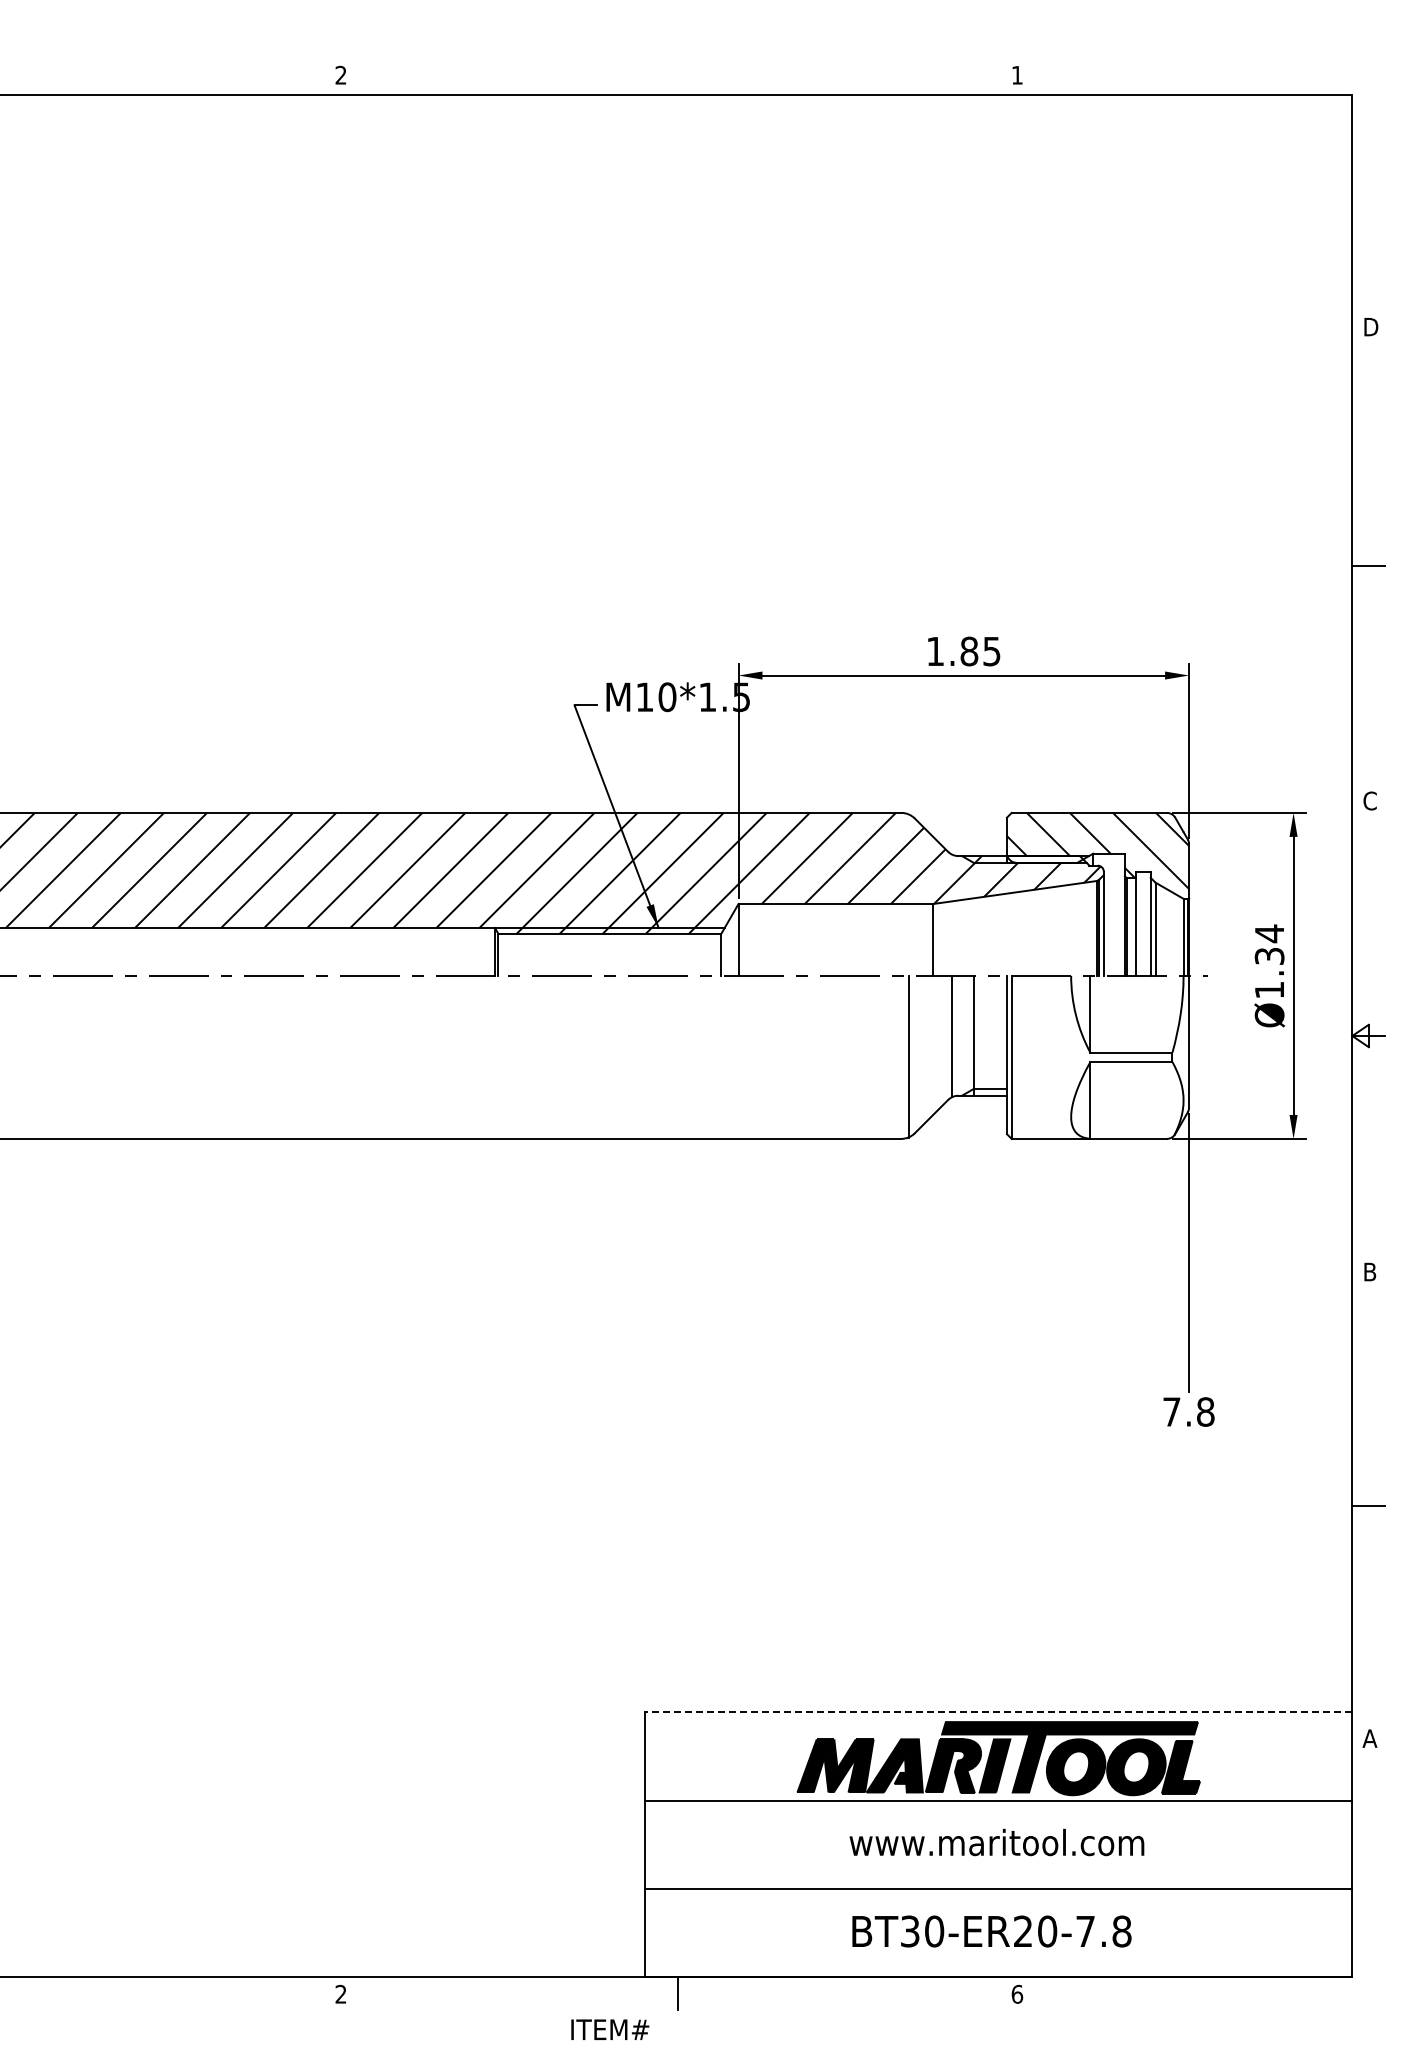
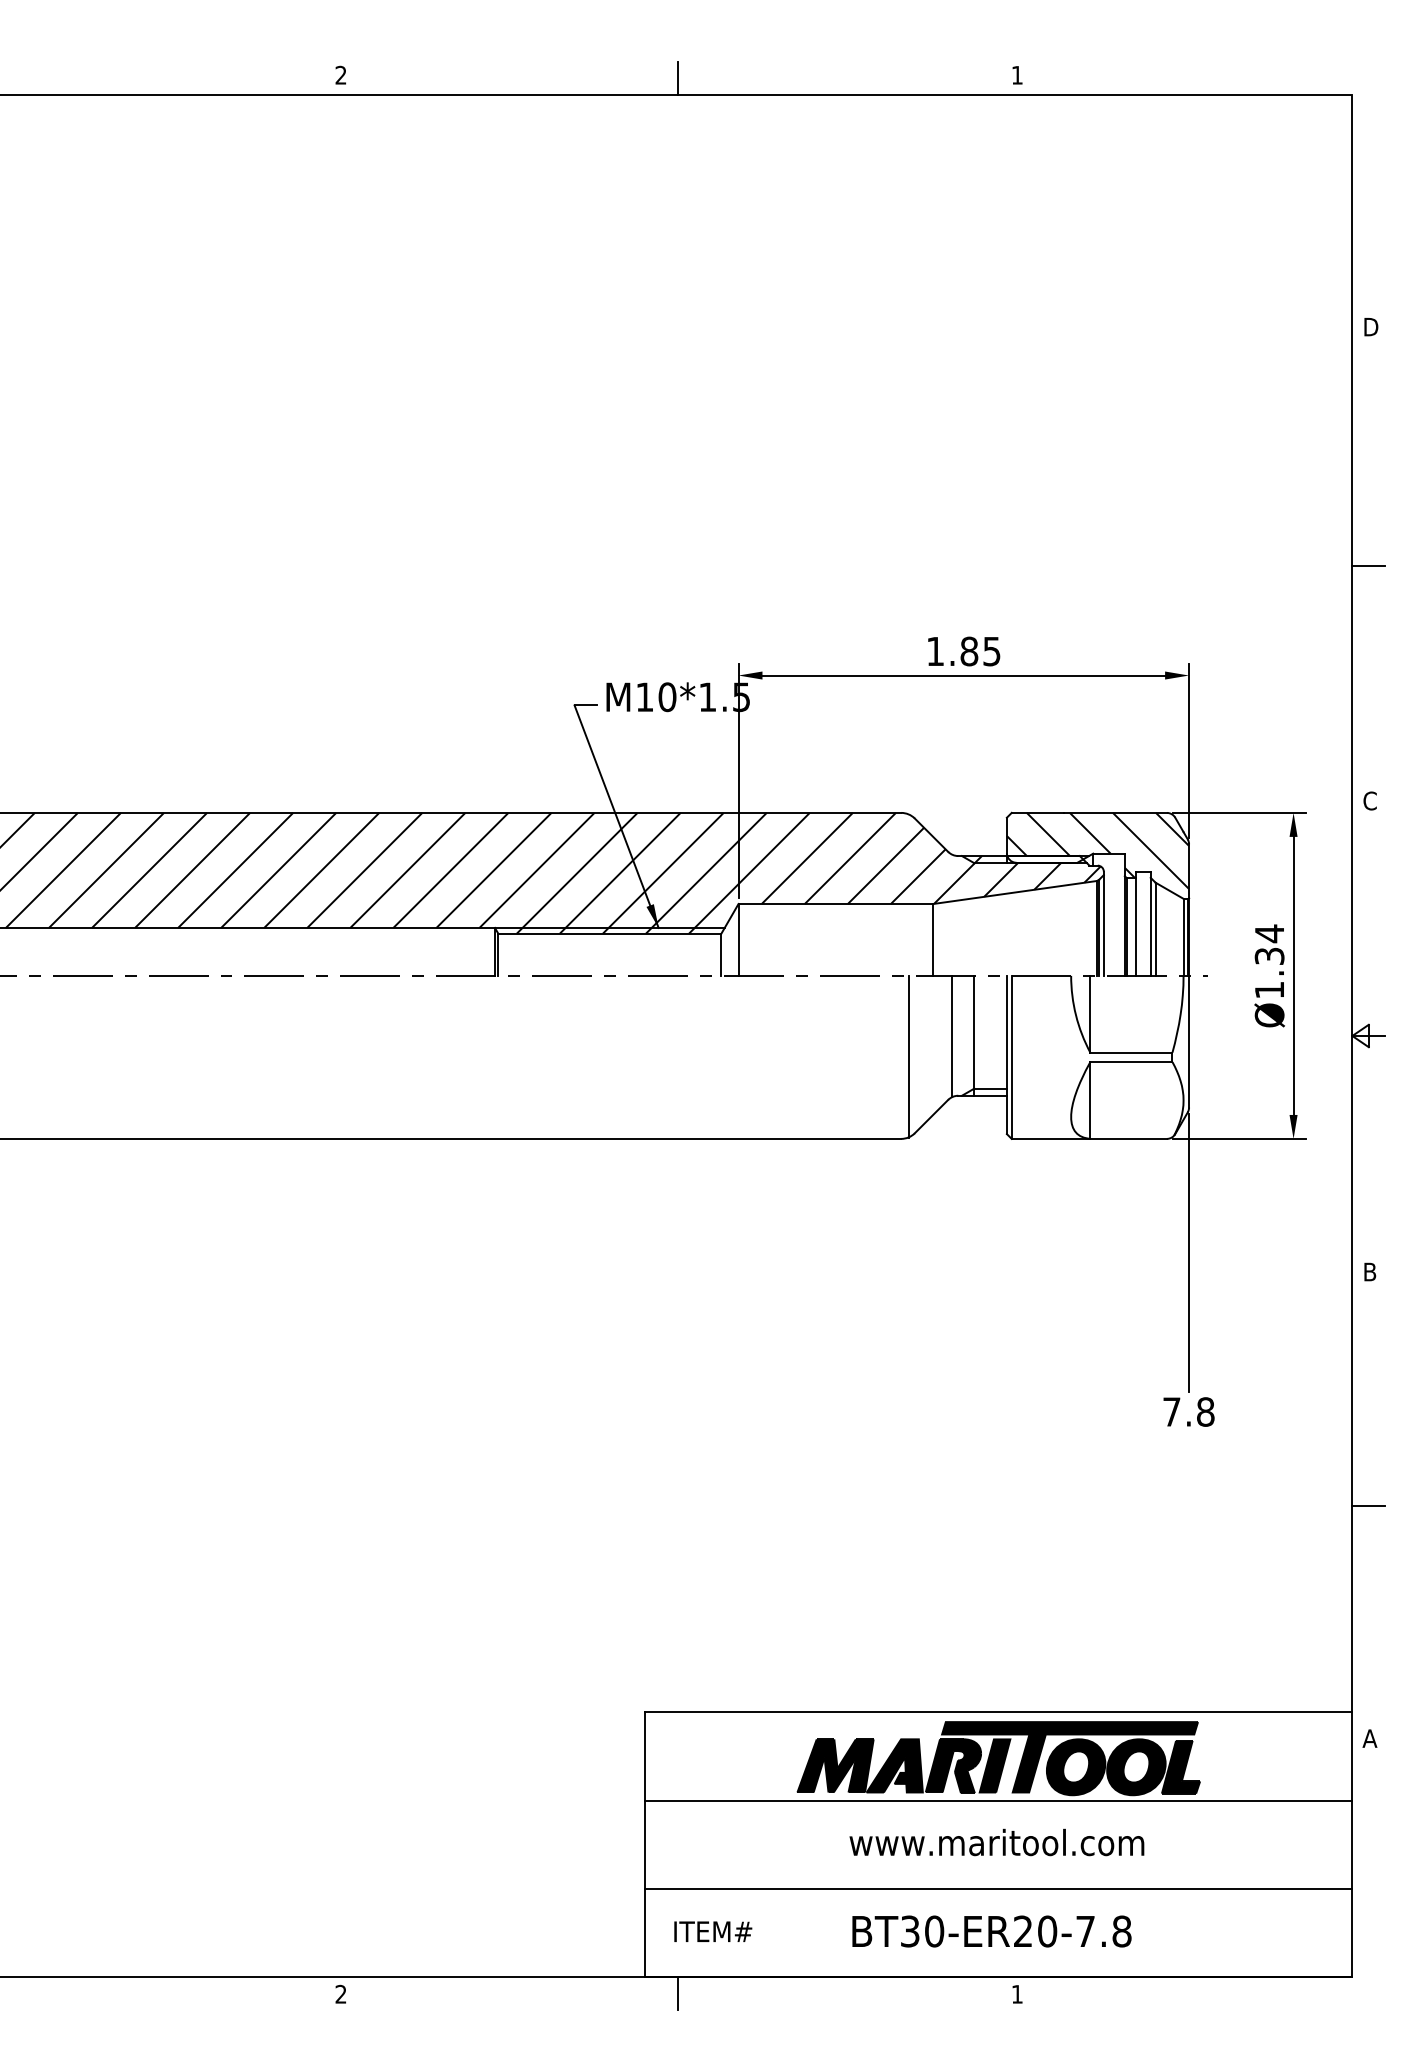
line: none -> present (678, 78)
line: dashed -> solid (998, 1712)
text: 6 -> 1 (1017, 1993)
text position: (610, 2029) -> (713, 1931) (713, 1931)
